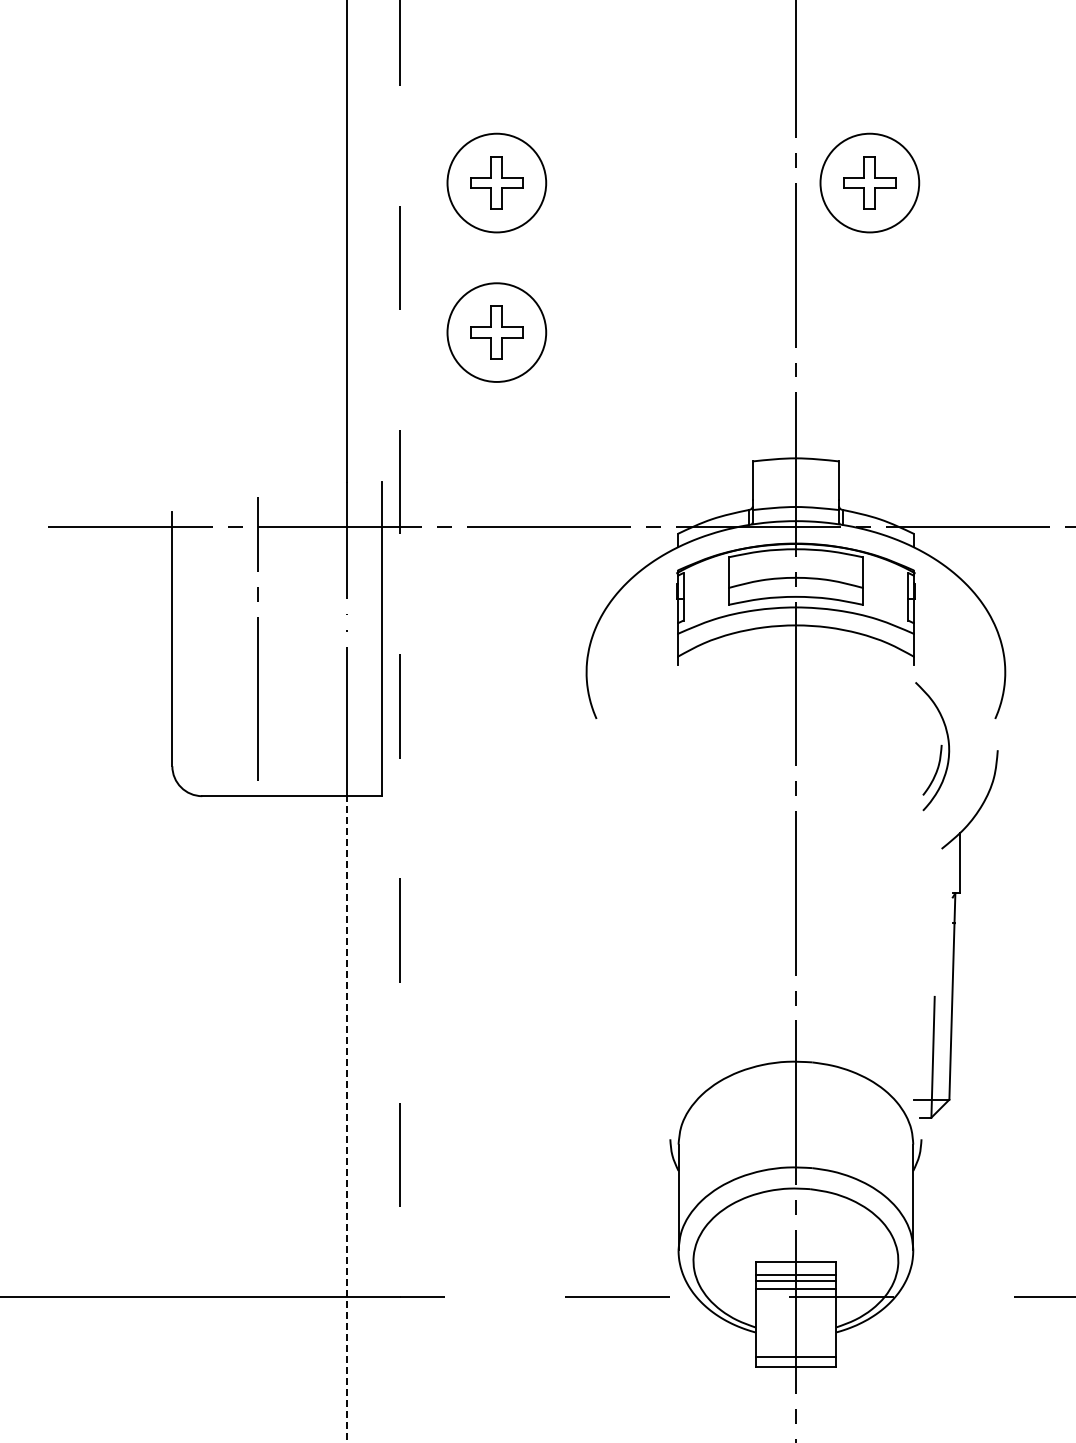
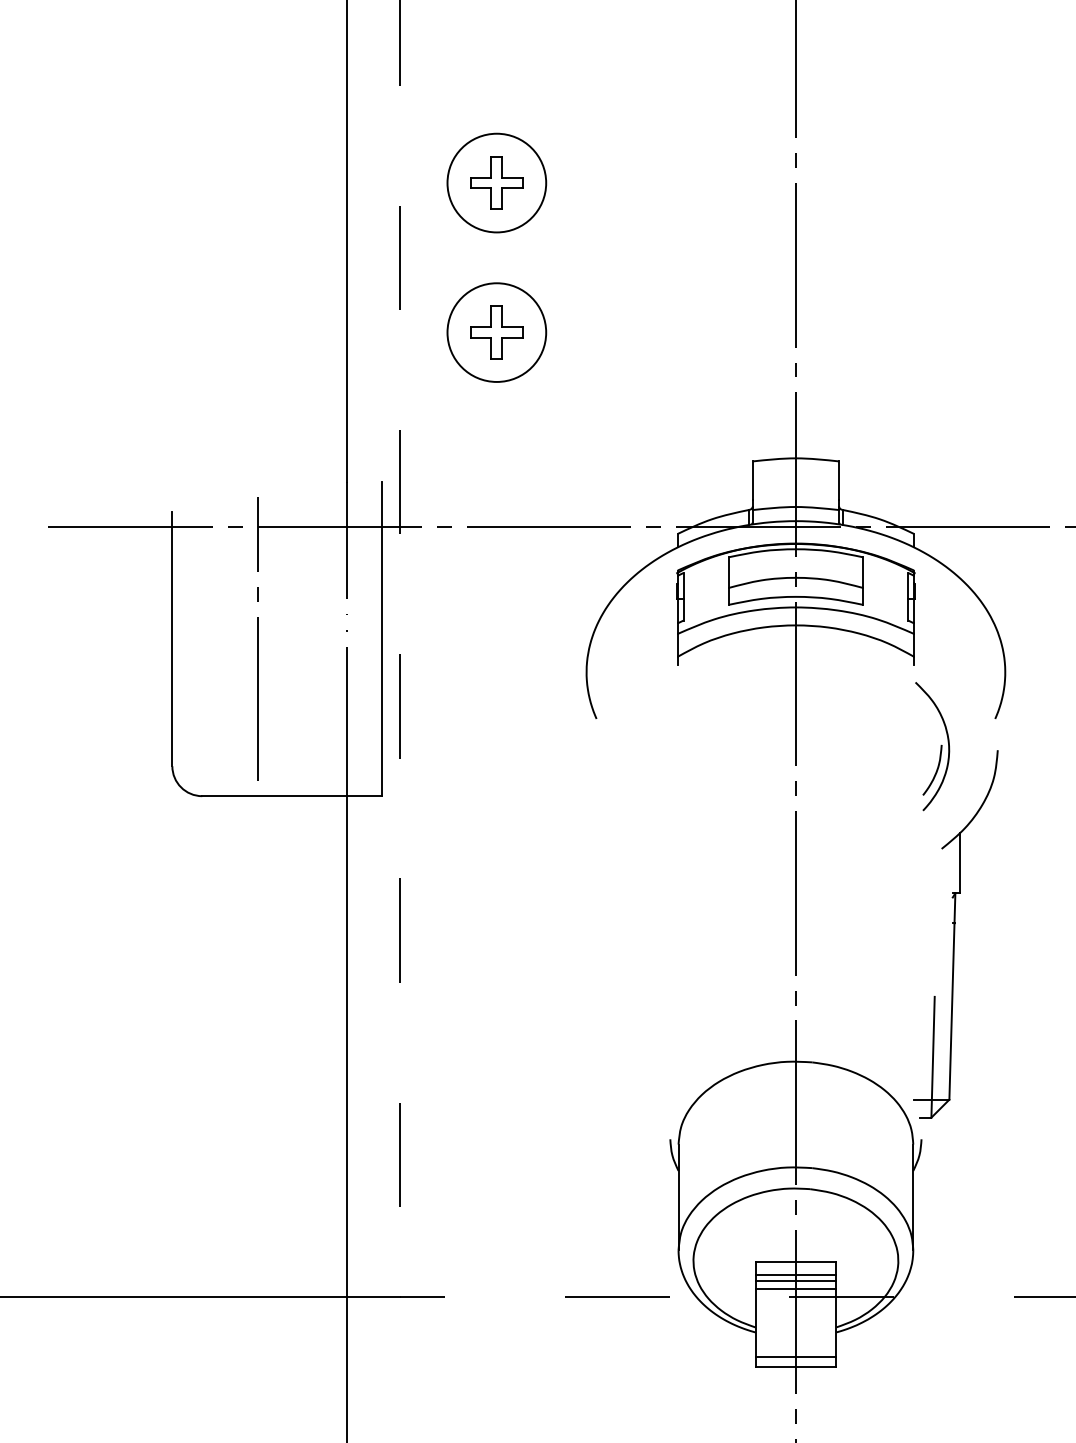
part: present -> none (869, 182)
line: dashed -> solid (347, 1119)
